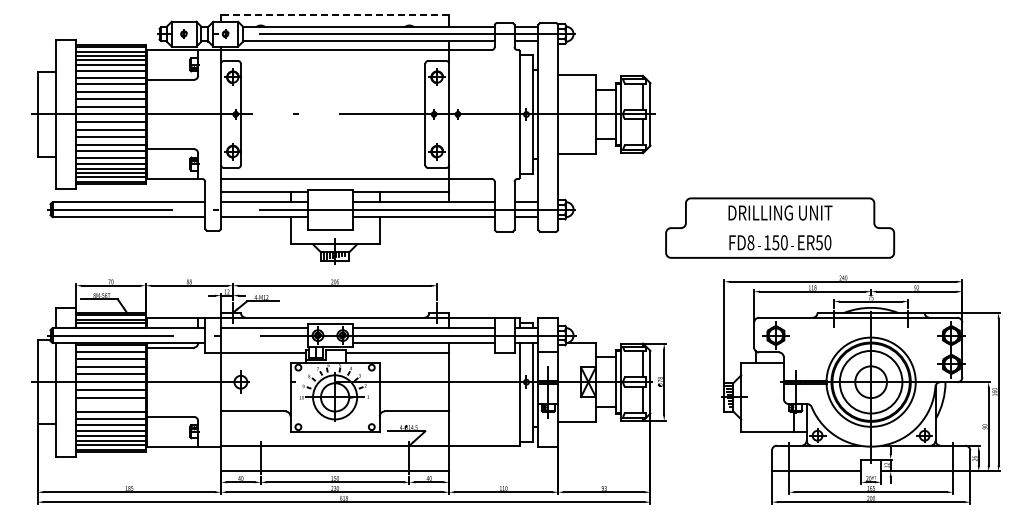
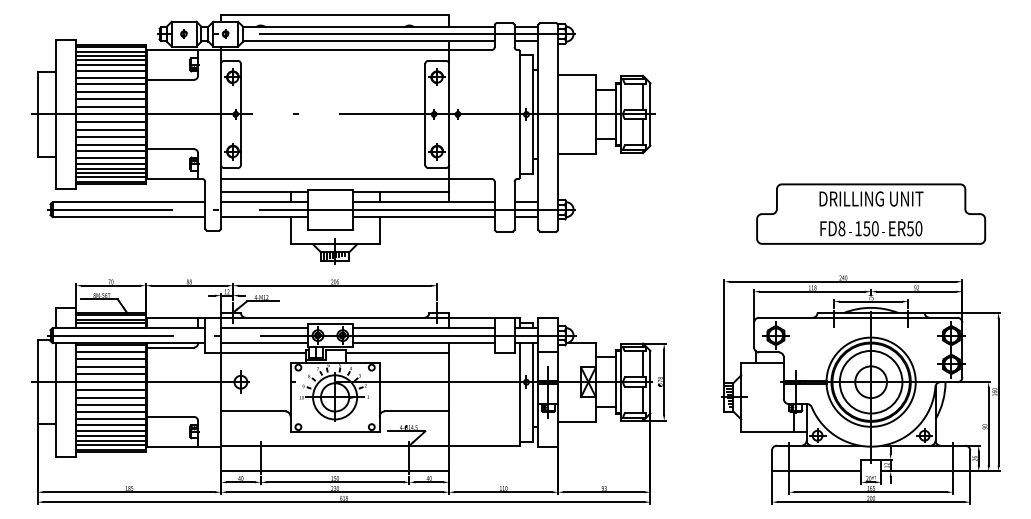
line: dashed -> solid (334, 15)
part position: (780, 227) -> (871, 213) (871, 213)
line: none -> present (264, 343)
line: none -> present (110, 405)
